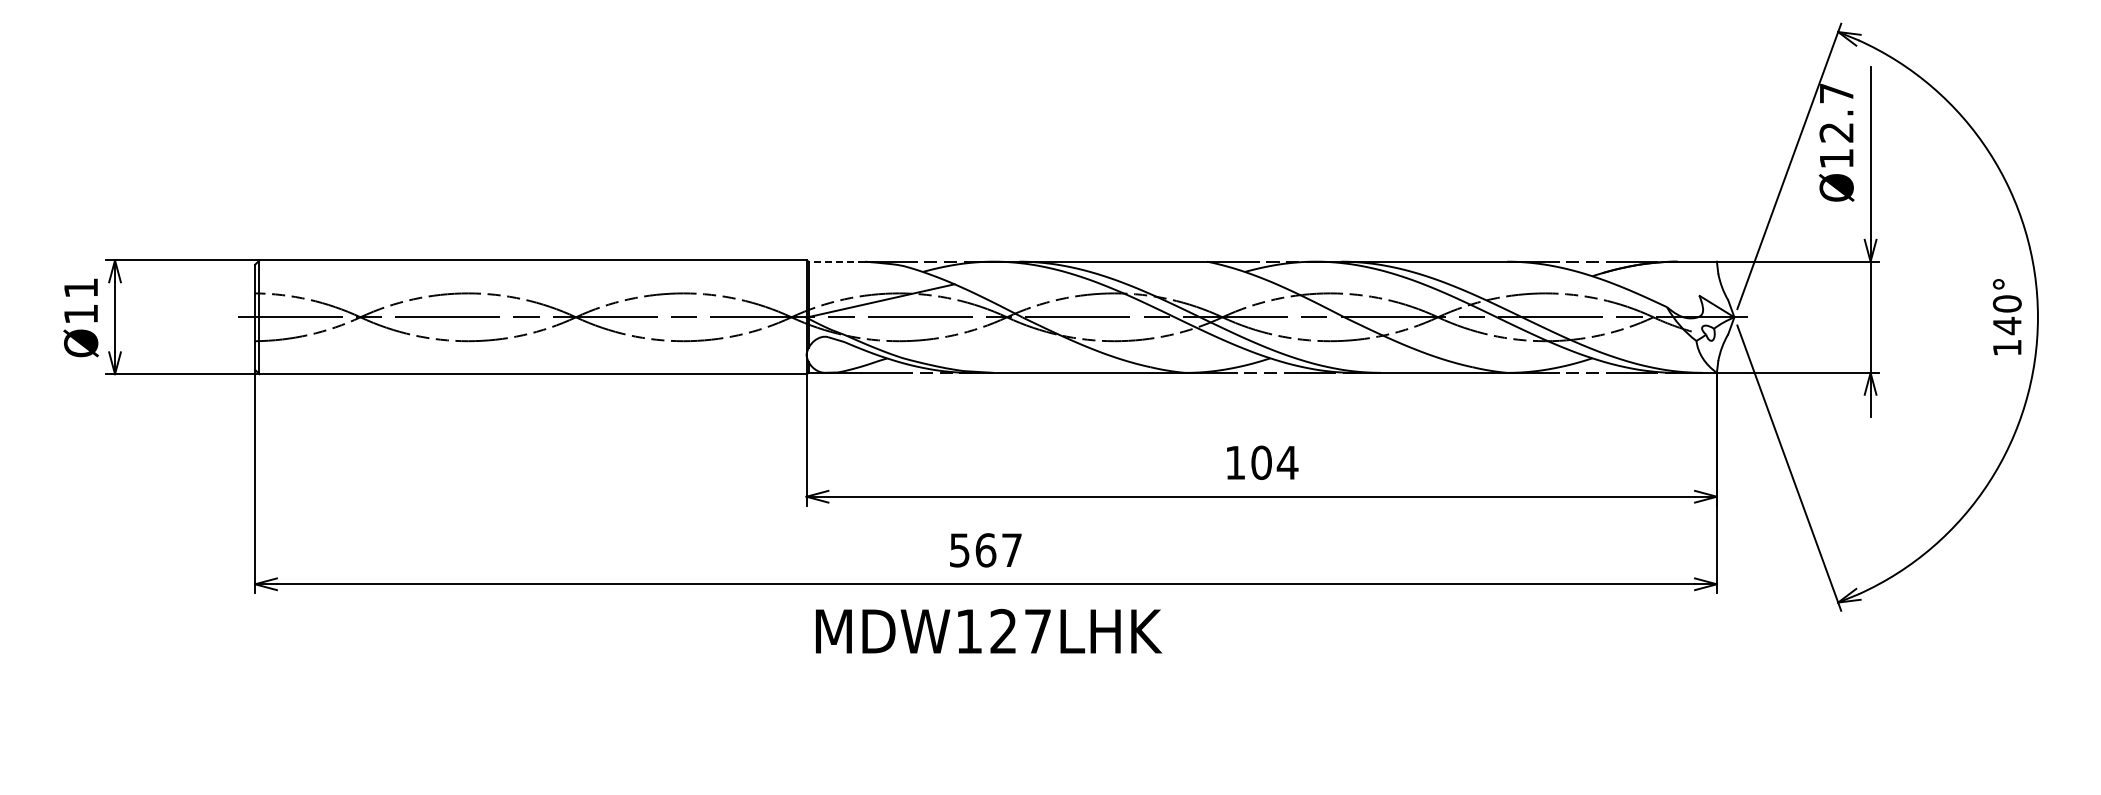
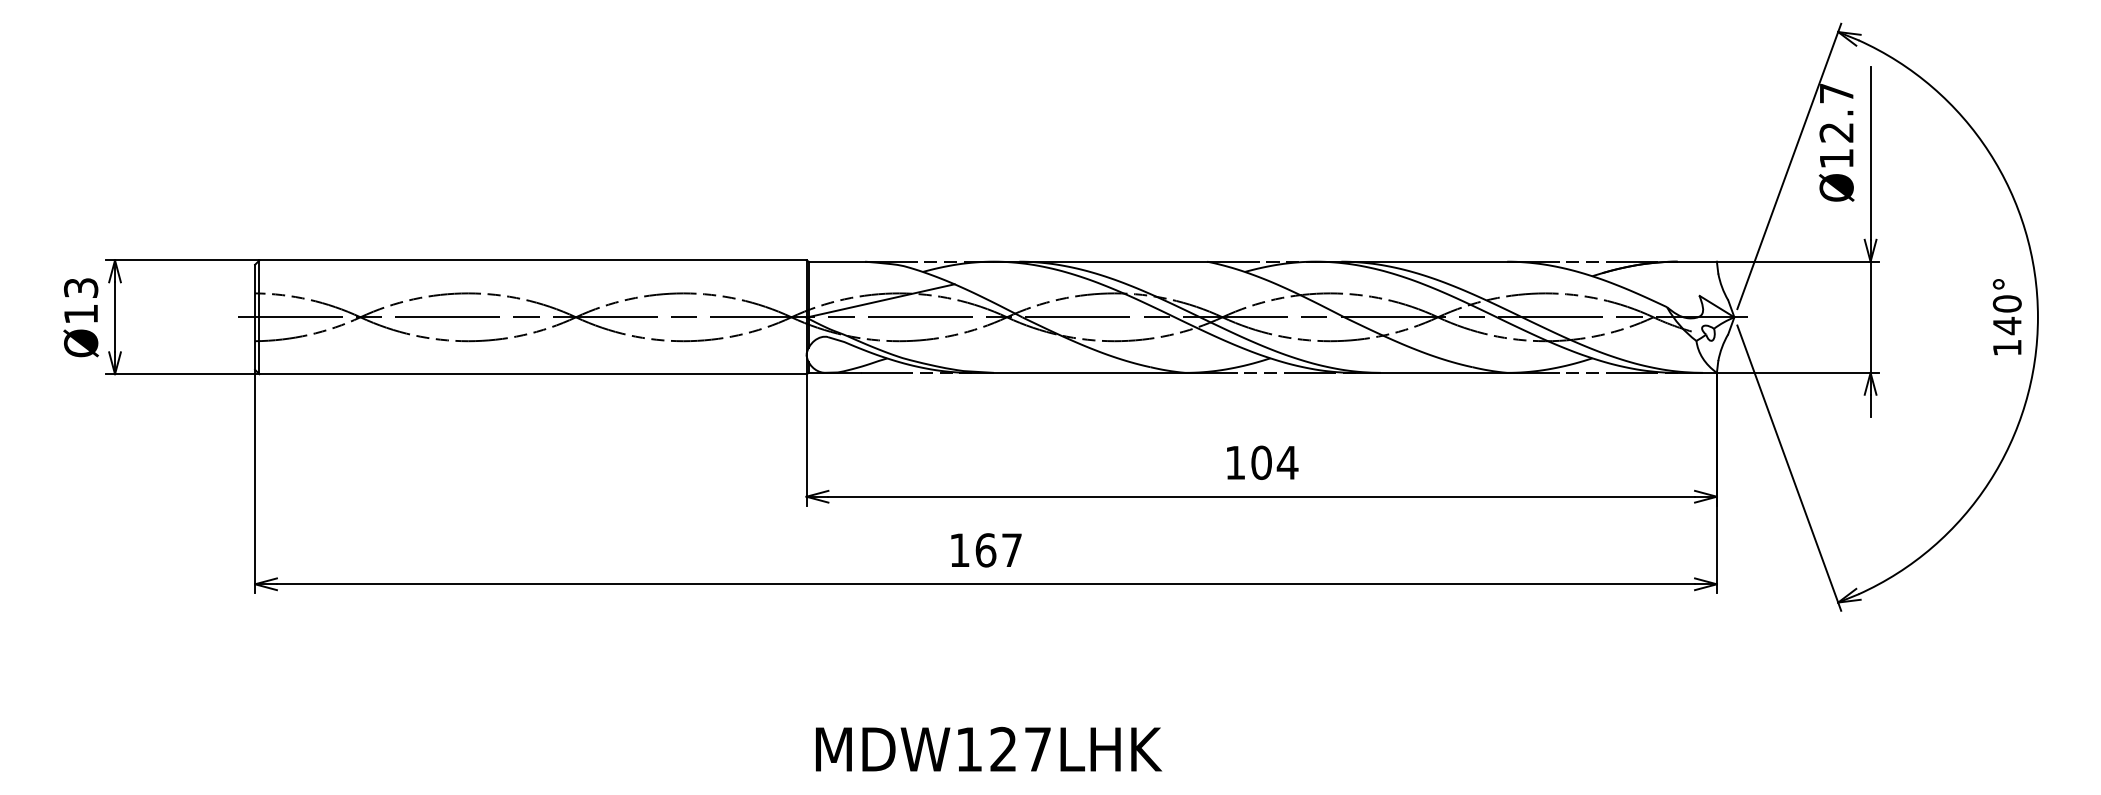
line: dashed -> solid (836, 261)
text: Ø11 -> Ø13 (81, 287)
text: 567 -> 167 (959, 550)
text position: (989, 630) -> (989, 748) (989, 748)
